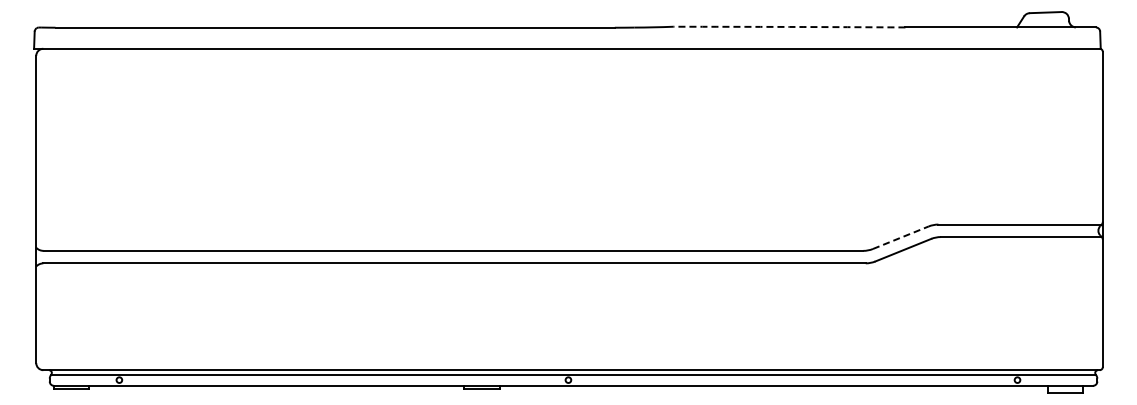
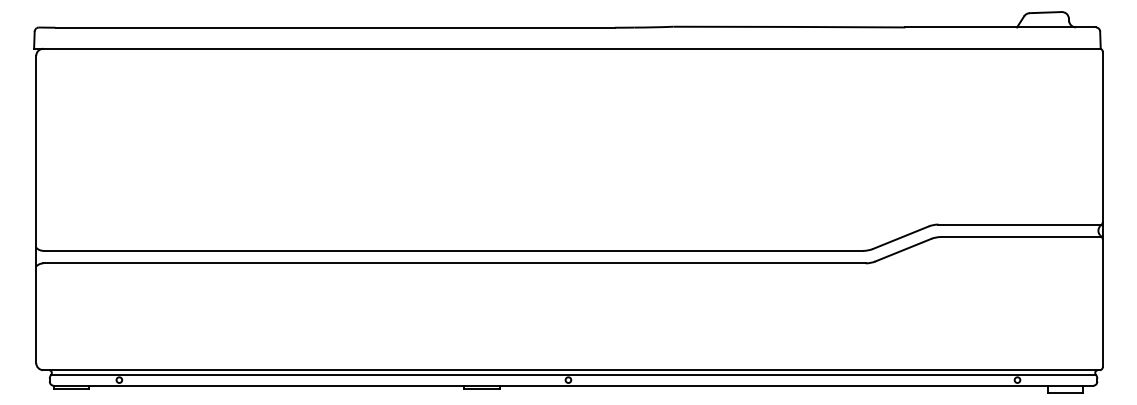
arc: dashed -> solid (789, 26)
line: dashed -> solid (901, 237)
